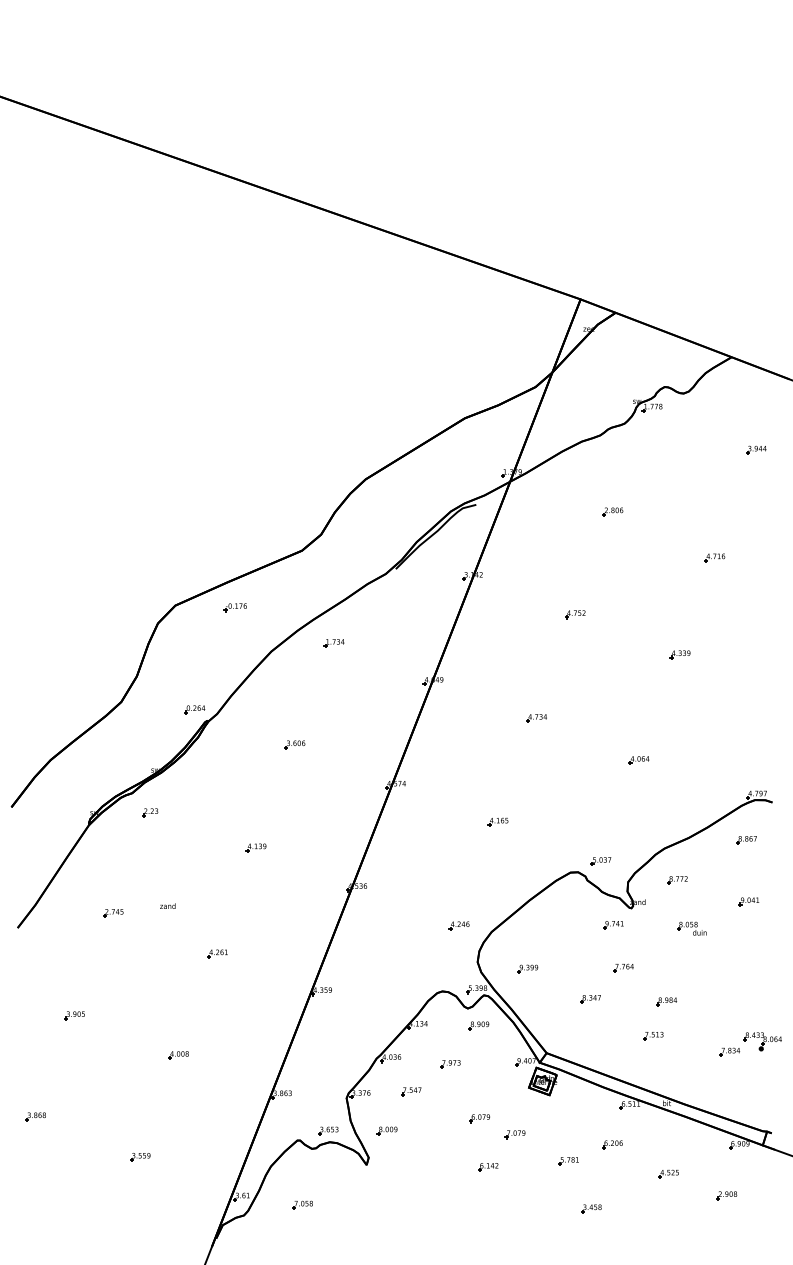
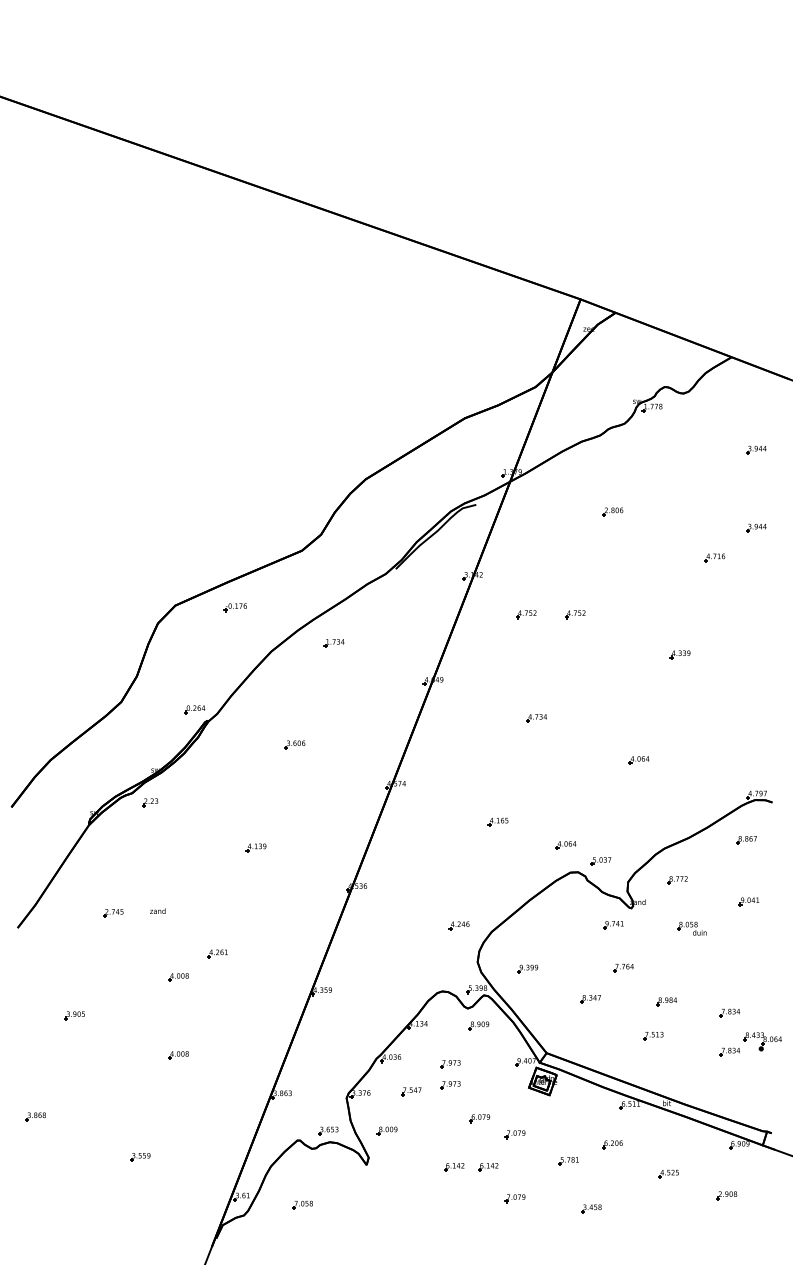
part: none -> present (756, 527)
part: none -> present (526, 614)
part position: (150, 812) -> (150, 802) (150, 802)
part: none -> present (565, 845)
text position: (167, 905) -> (157, 910) (157, 910)
part: none -> present (178, 977)
part: none -> present (729, 1012)
part: none -> present (450, 1085)
part: none -> present (454, 1167)
part: none -> present (514, 1198)
